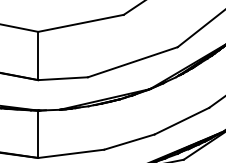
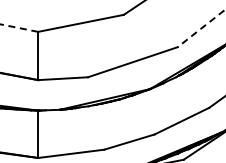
line: solid -> dashed (18, 28)
line: solid -> dashed (201, 28)
